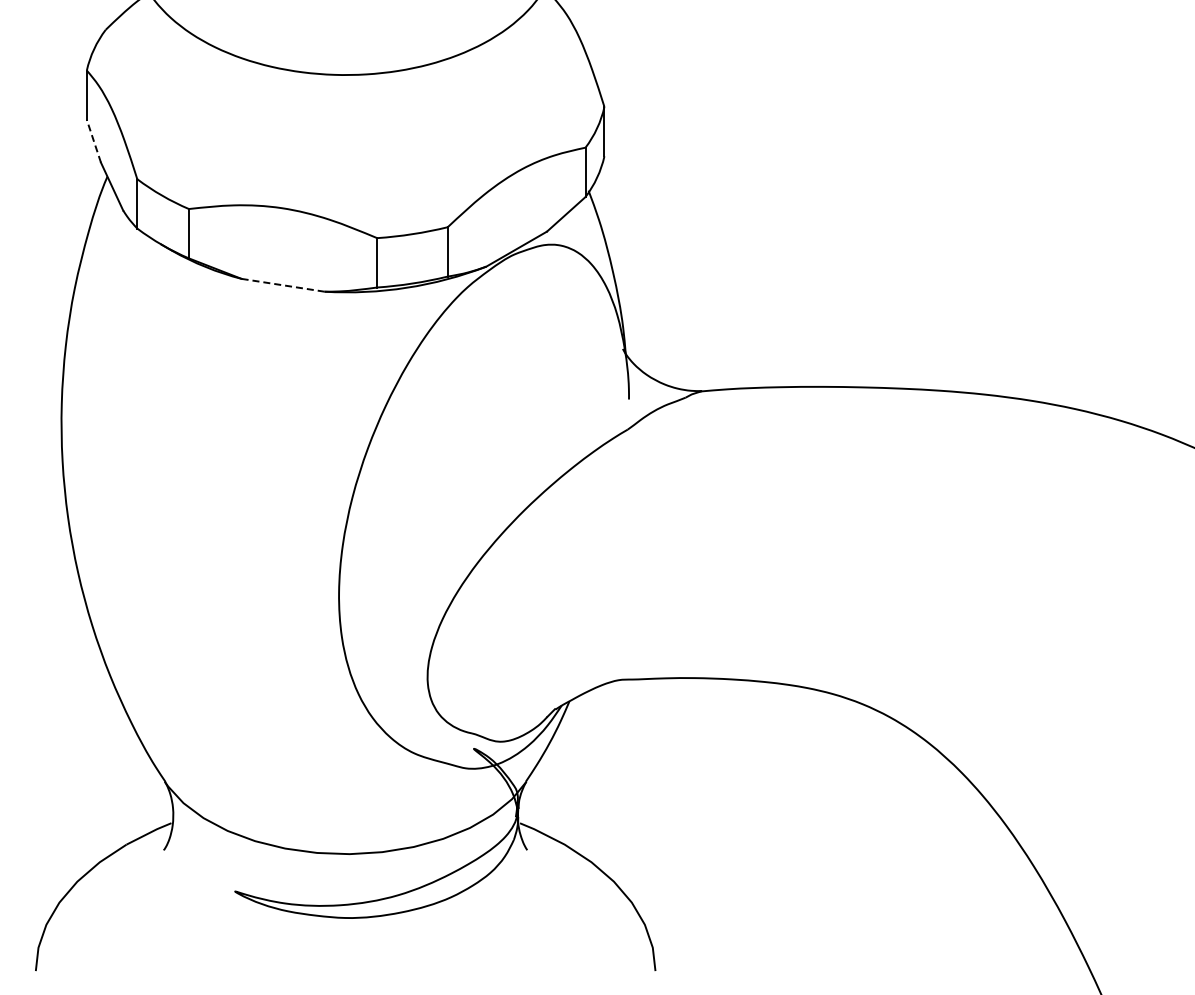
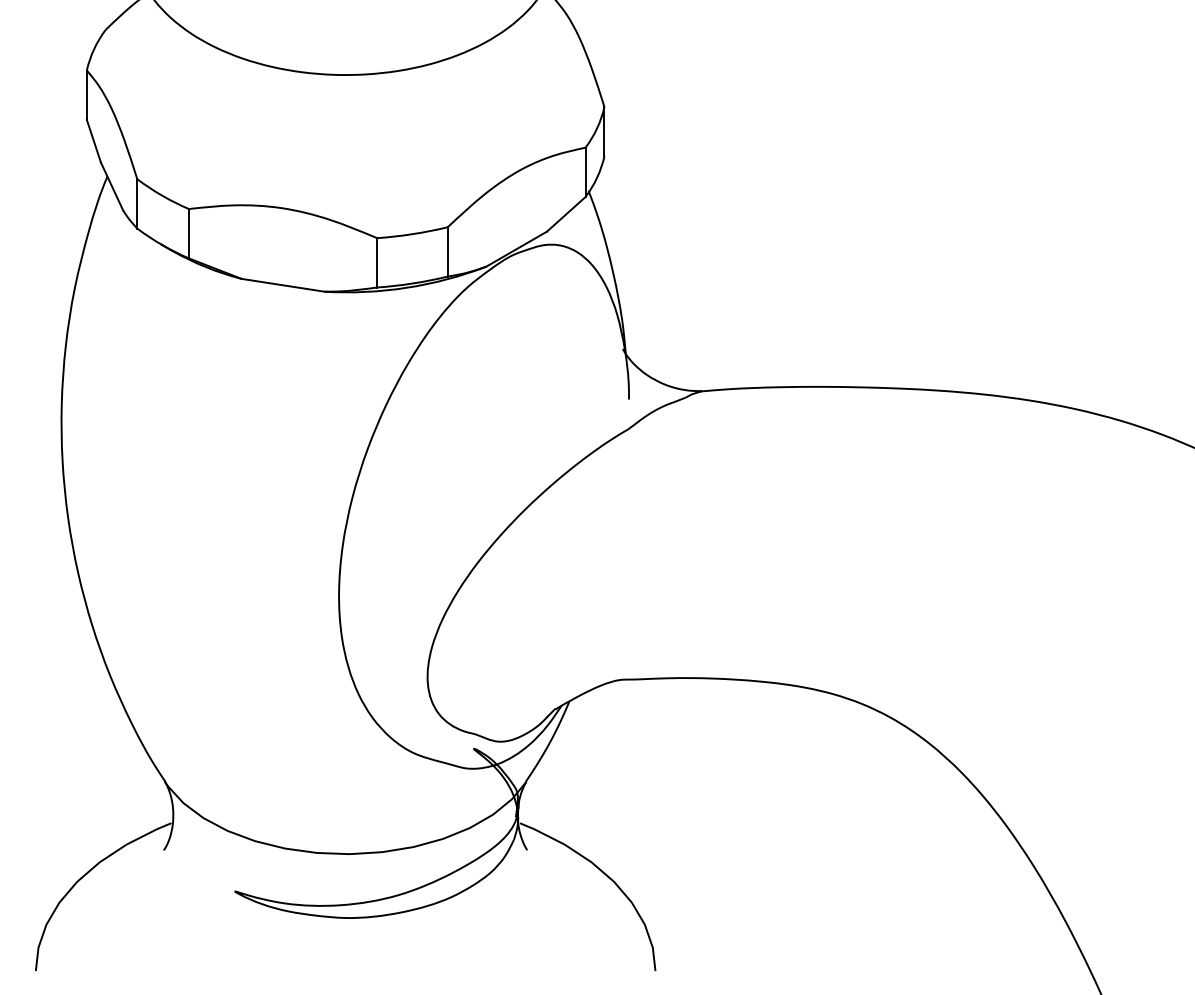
line: dashed -> solid (93, 141)
line: dashed -> solid (283, 285)
